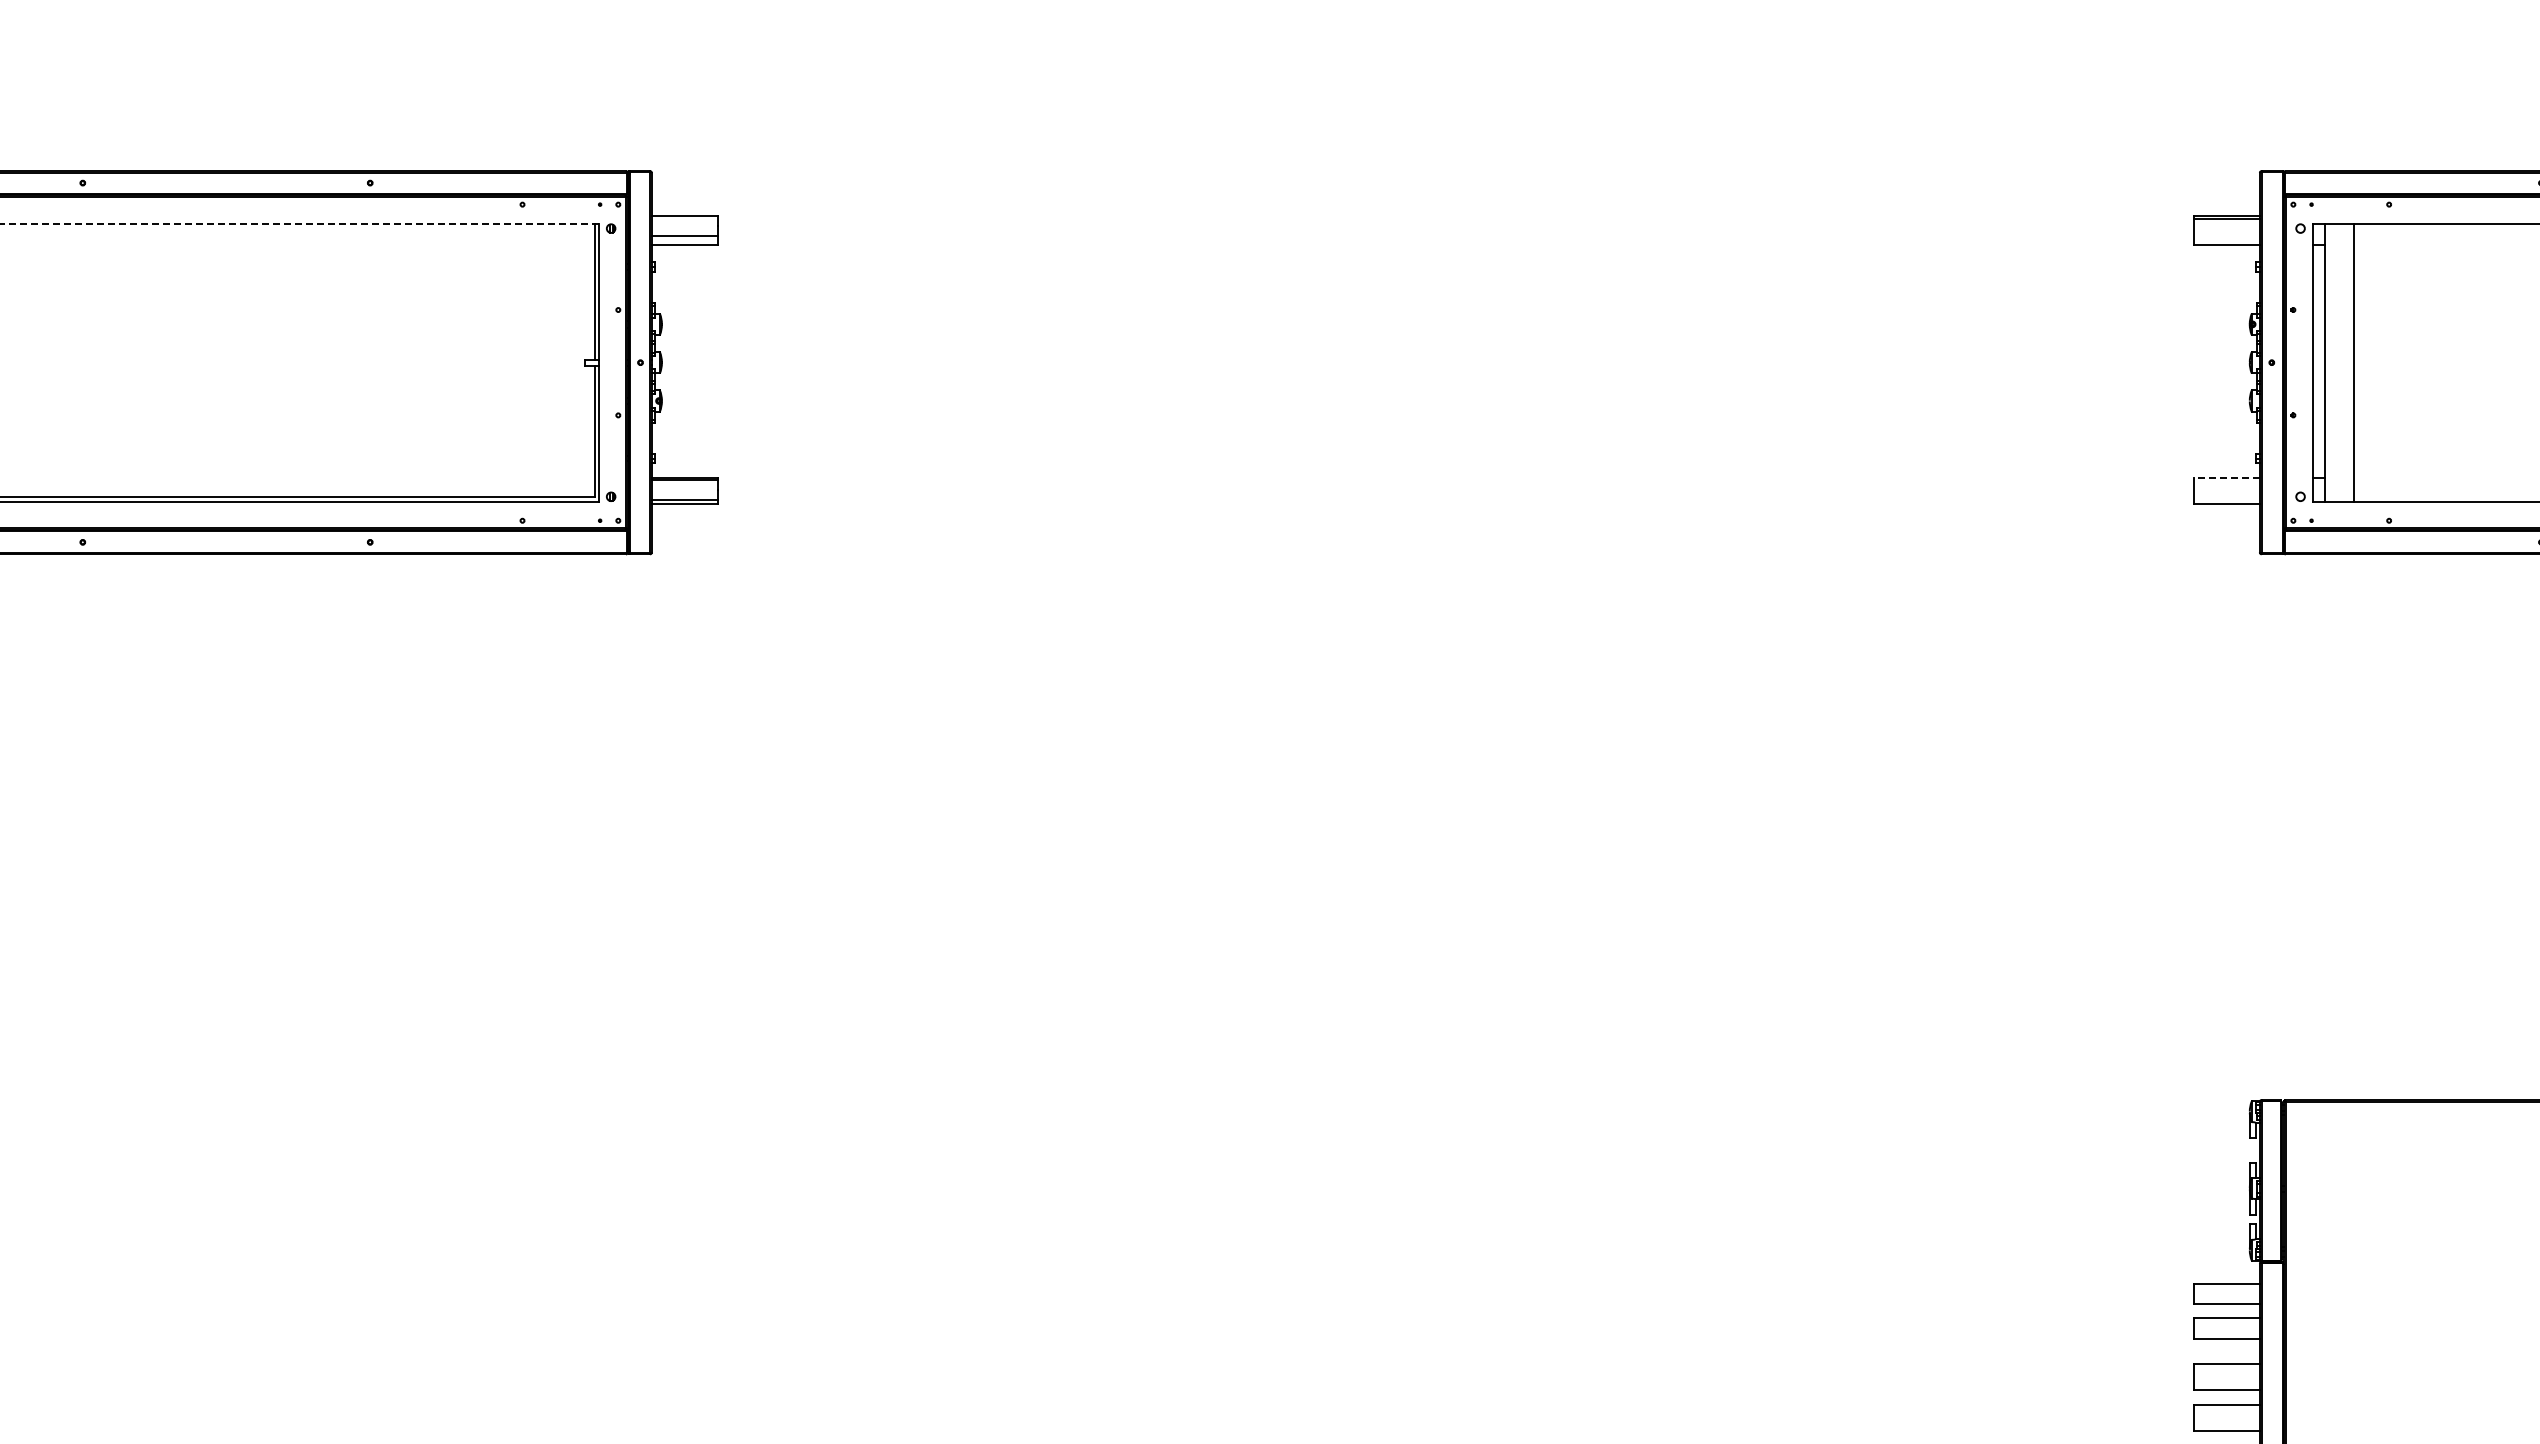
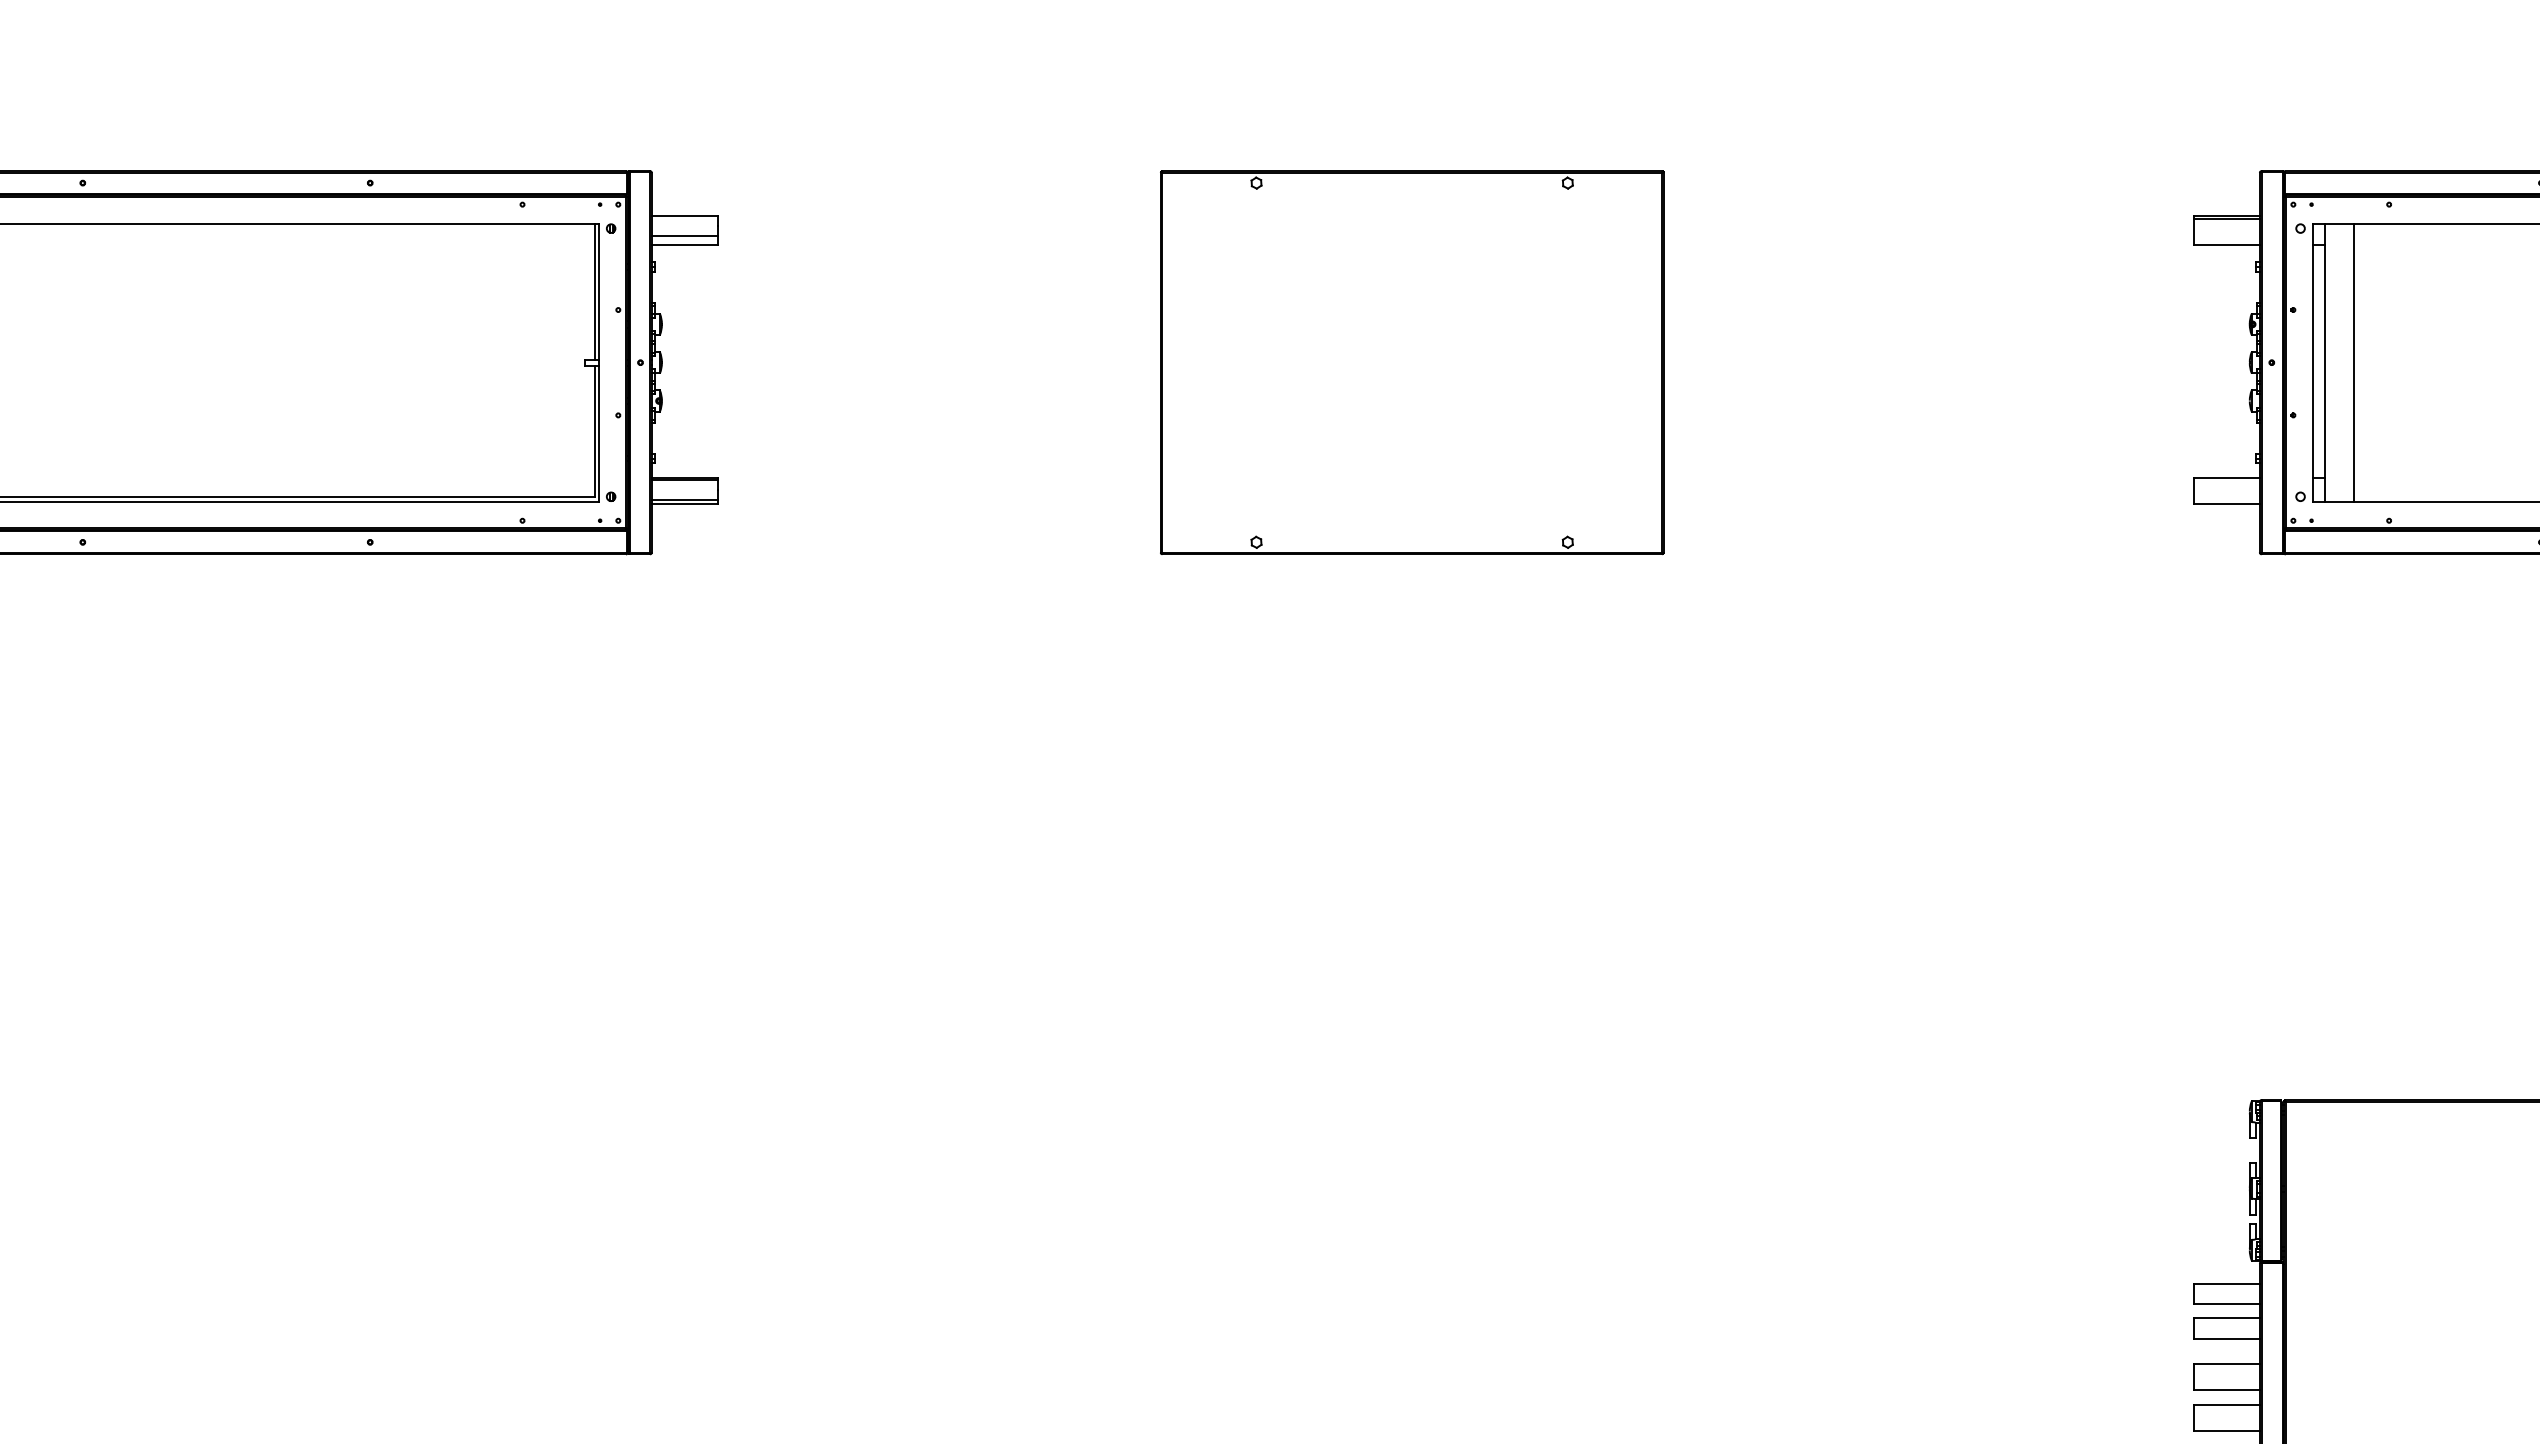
line: dashed -> solid (299, 223)
part: none -> present (1412, 362)
line: dashed -> solid (2226, 477)
